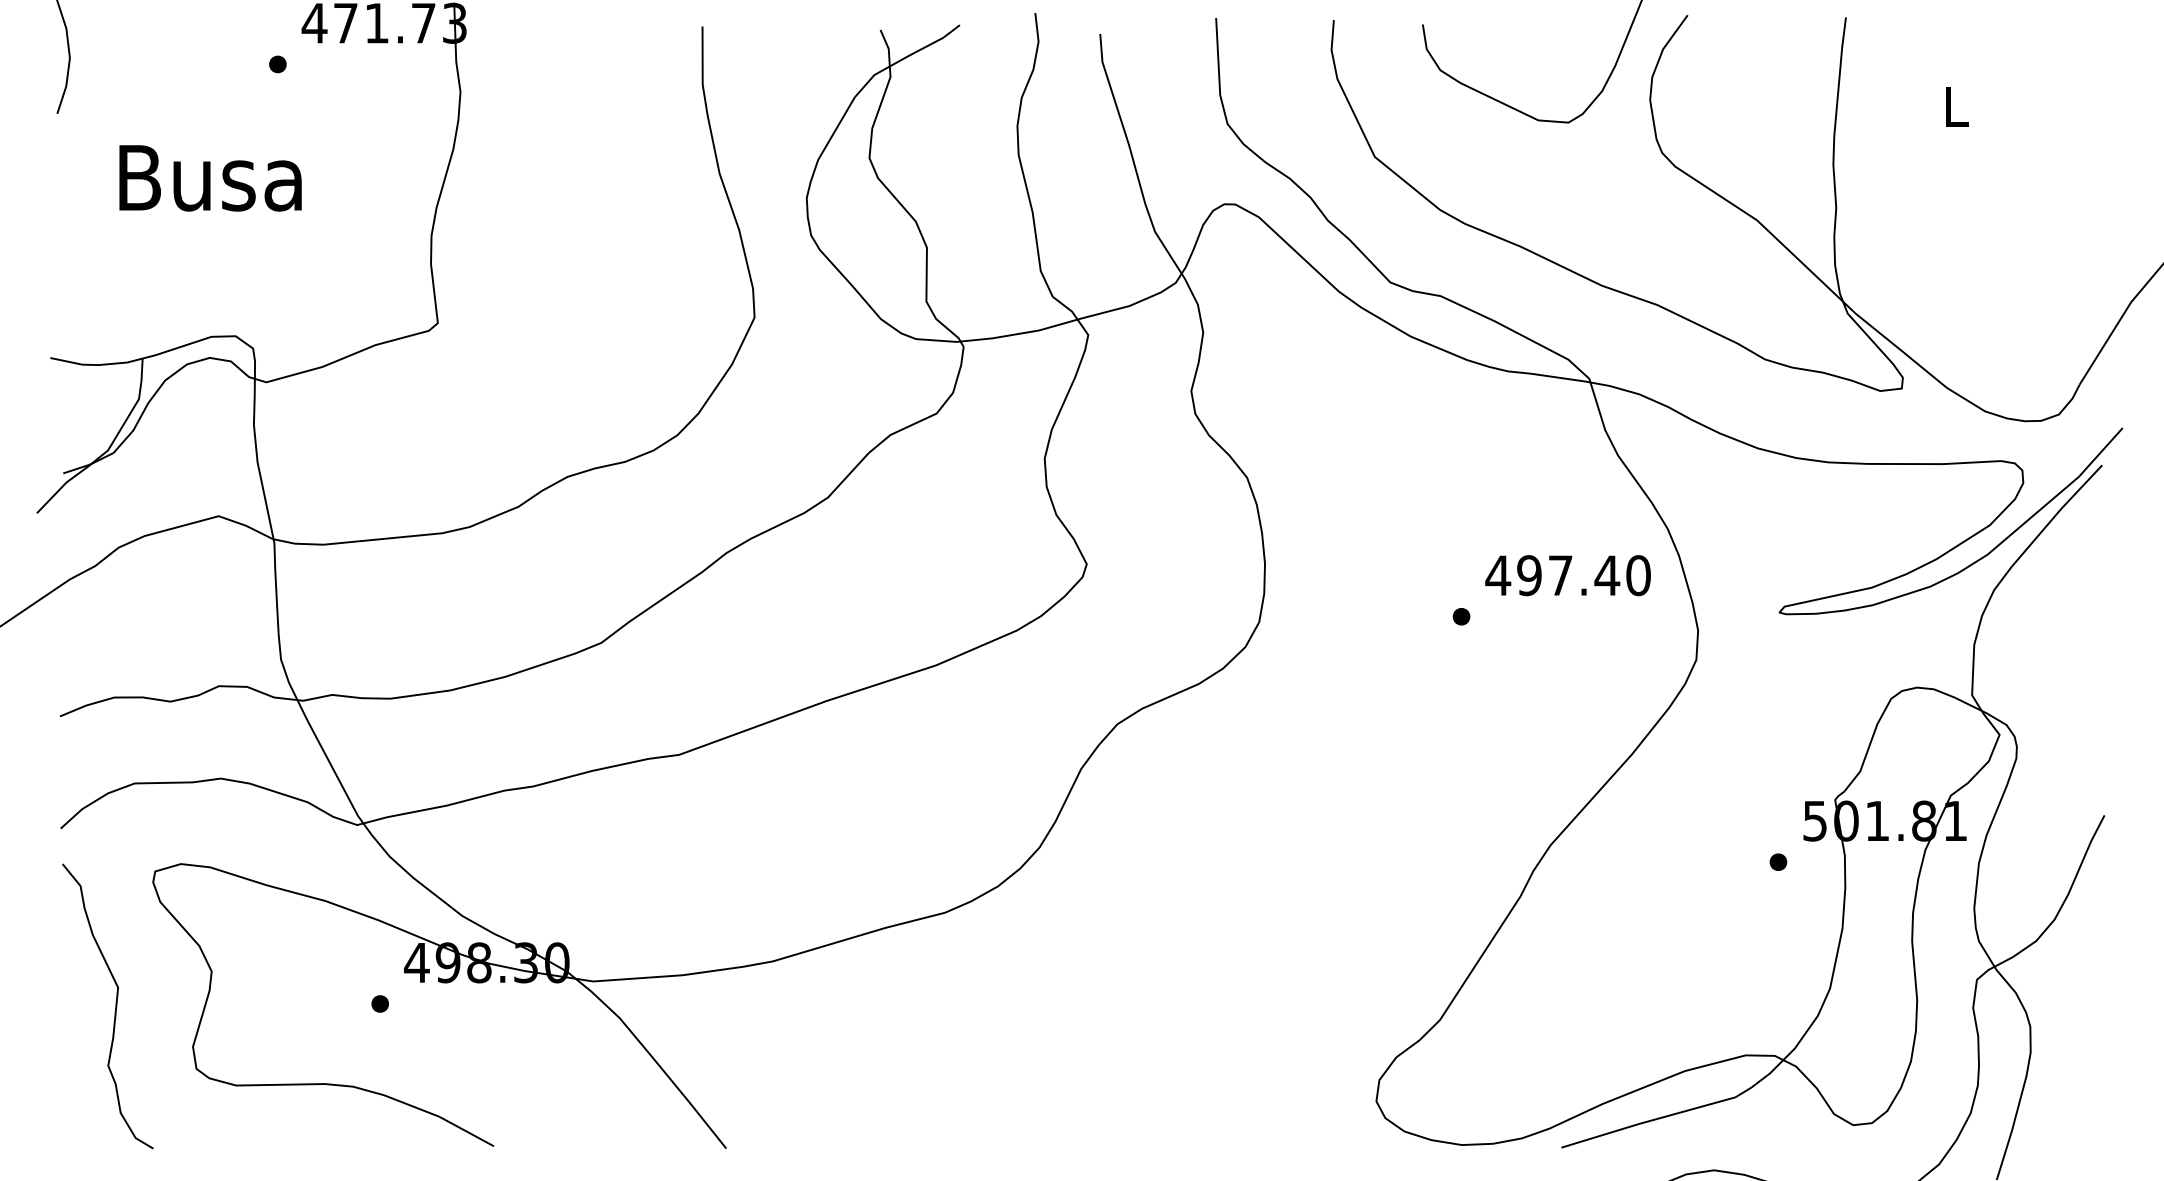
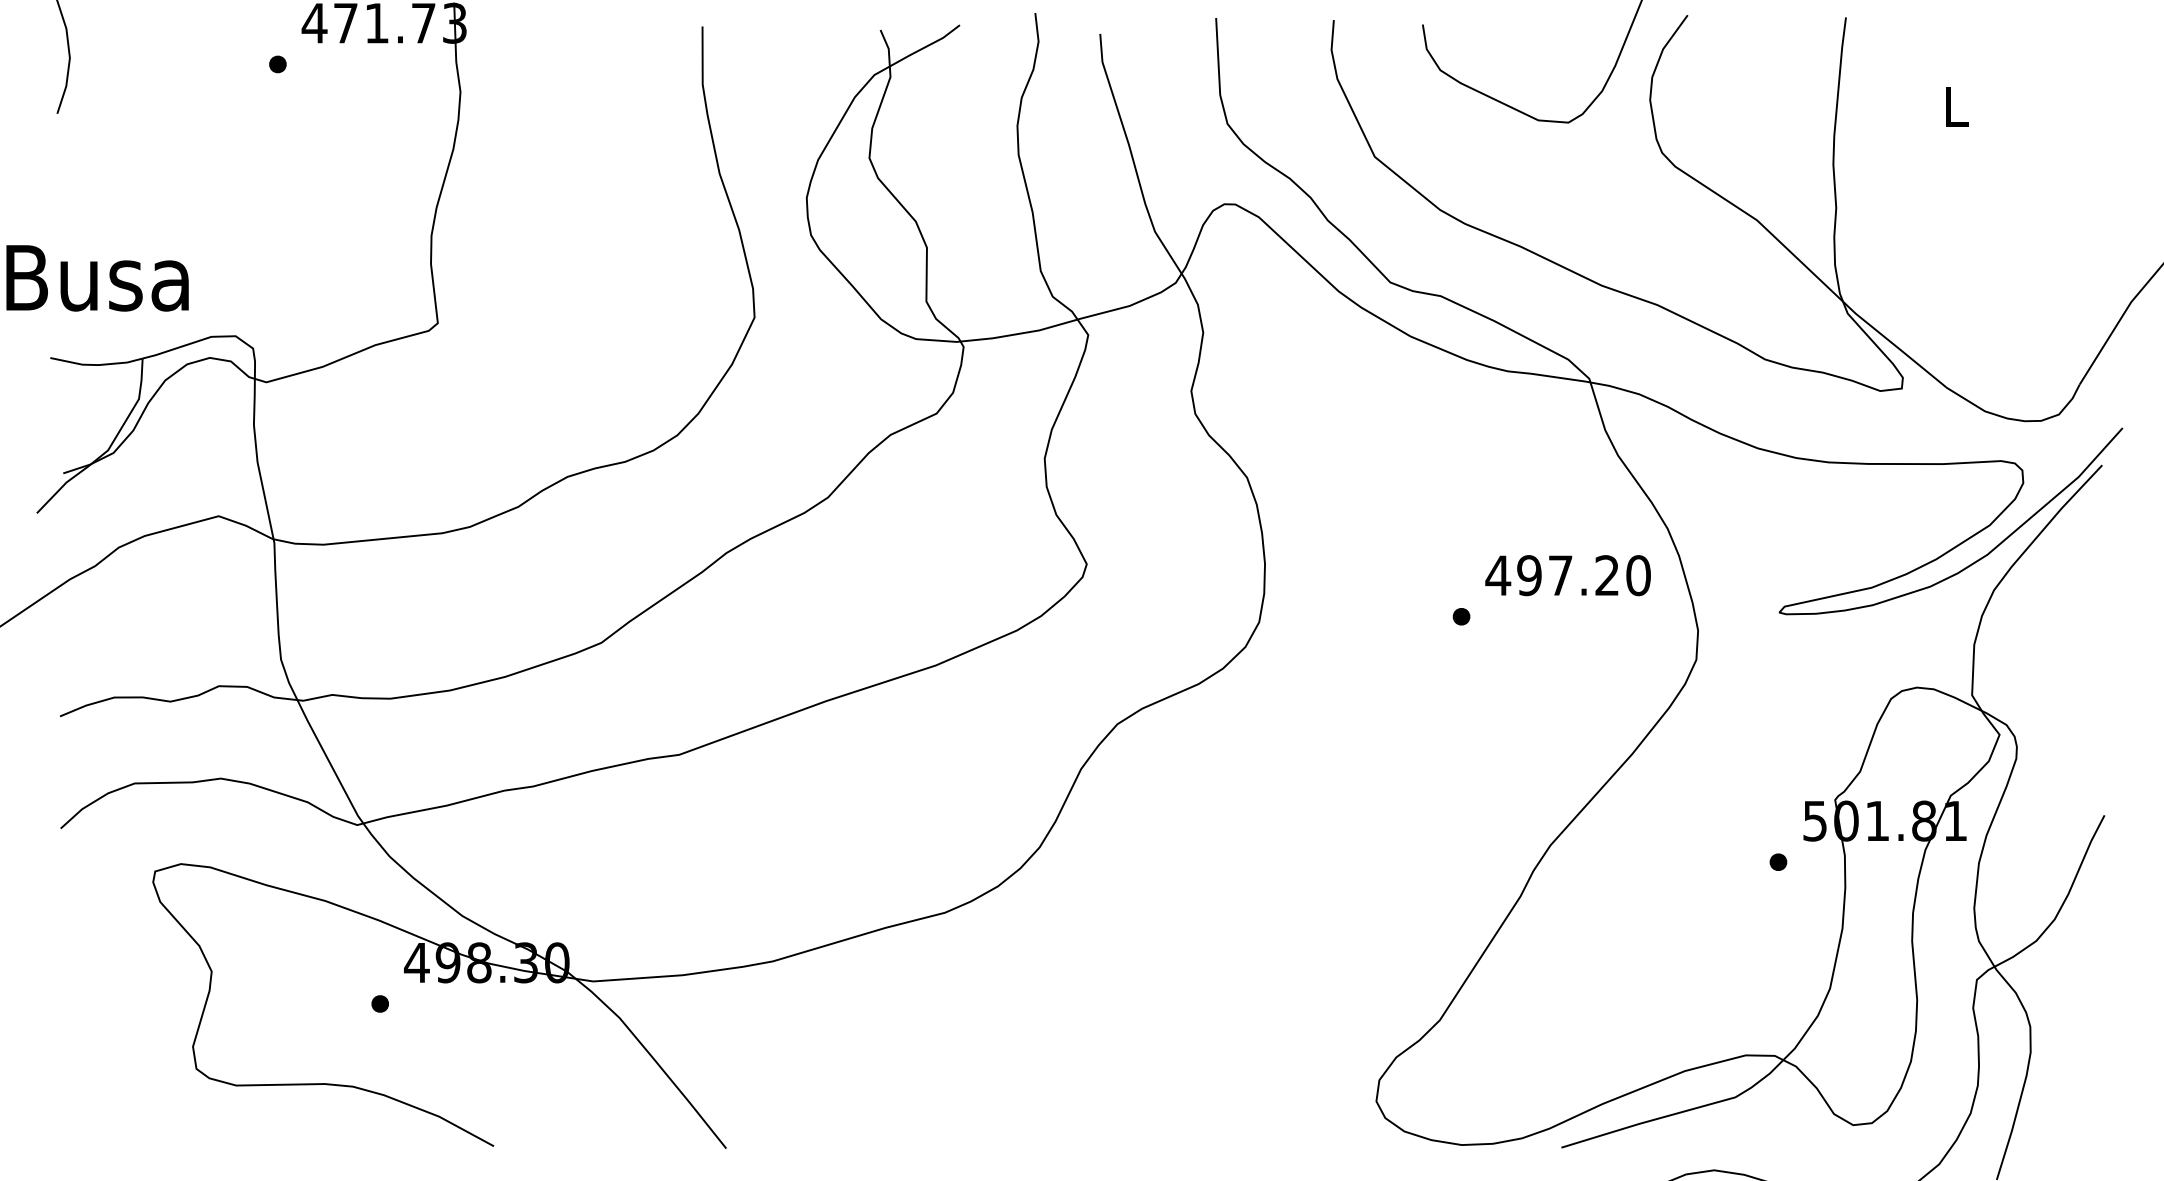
text position: (210, 178) -> (97, 278) (97, 278)
text: 497.40 -> 497.20 (1607, 575)
curve: present -> none (115, 1006)
